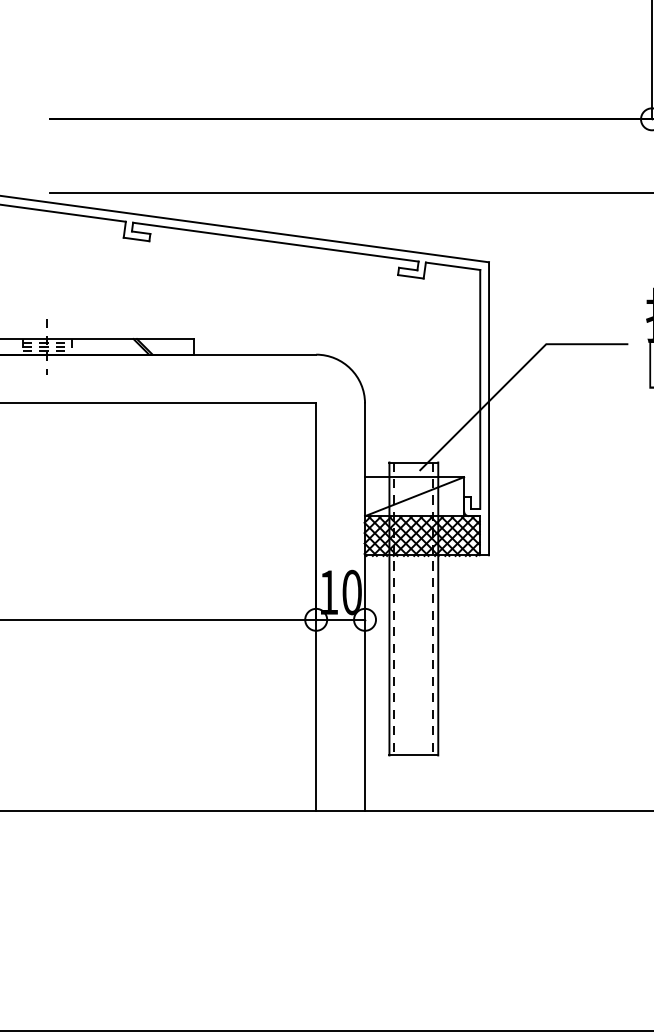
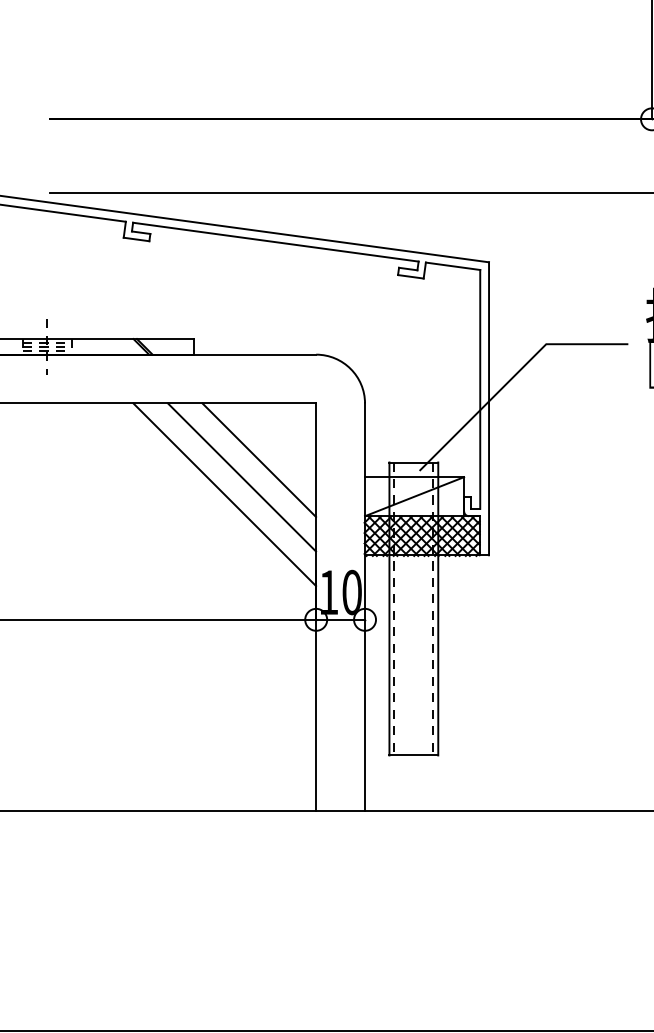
line: none -> present (259, 459)
line: none -> present (242, 477)
line: none -> present (224, 494)
